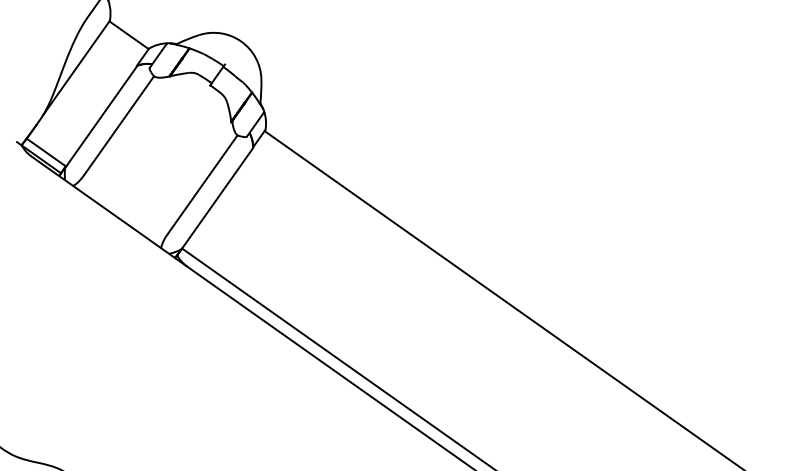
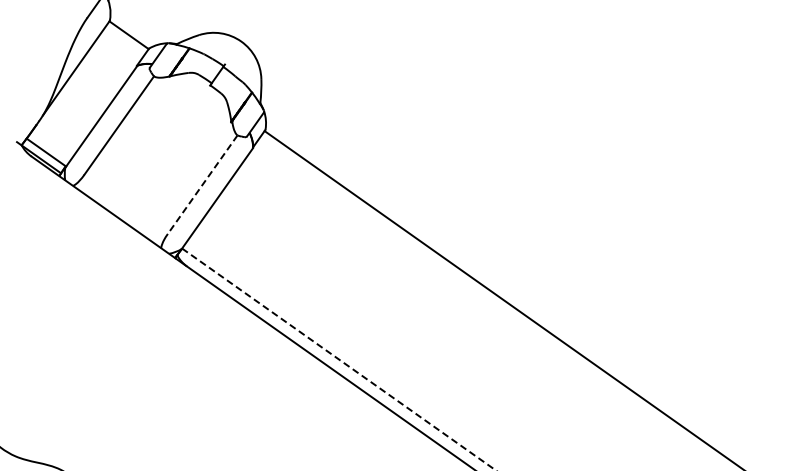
line: solid -> dashed (202, 185)
line: solid -> dashed (339, 359)
